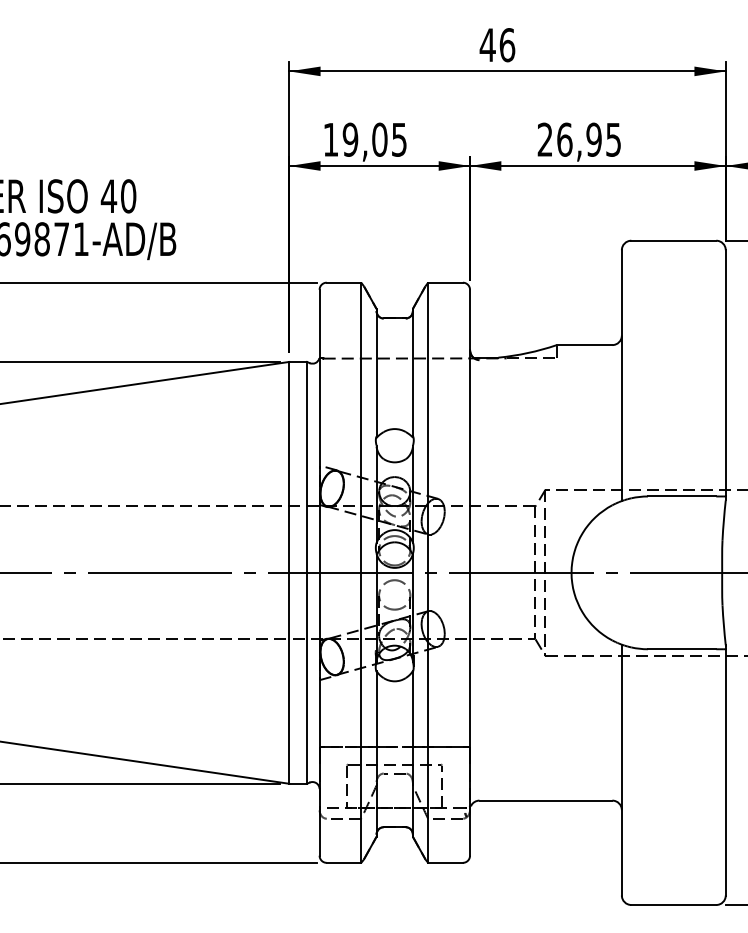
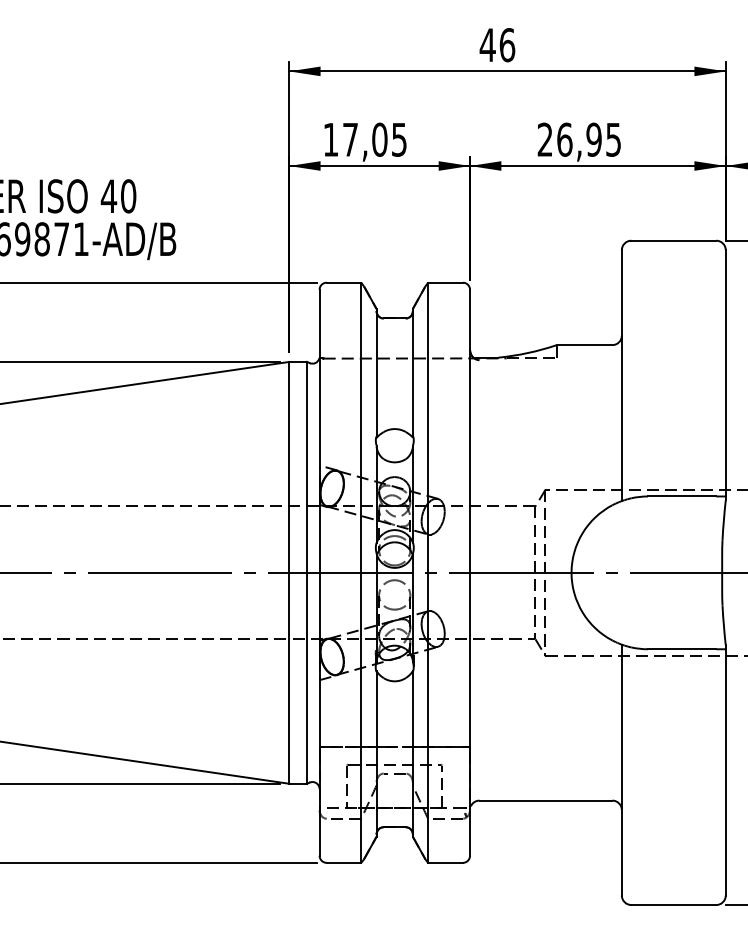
text: 19,05 -> 17,05 (350, 139)
